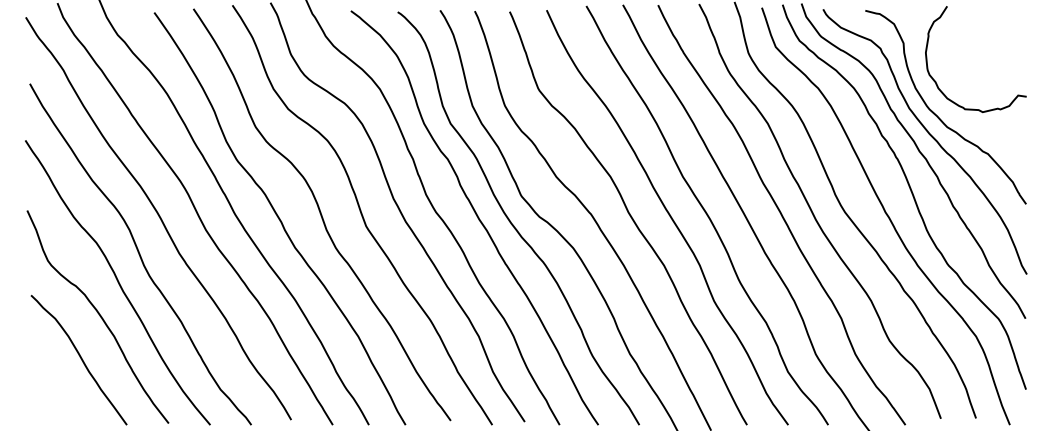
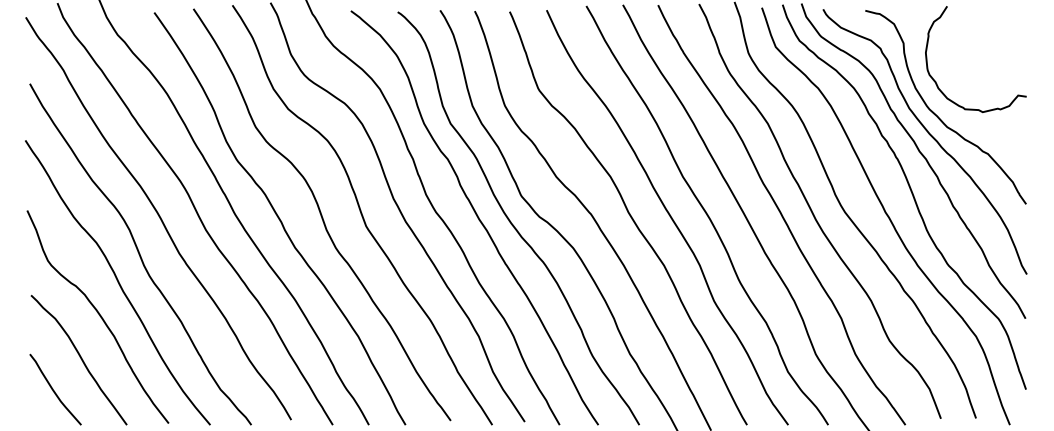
curve: none -> present (54, 390)
